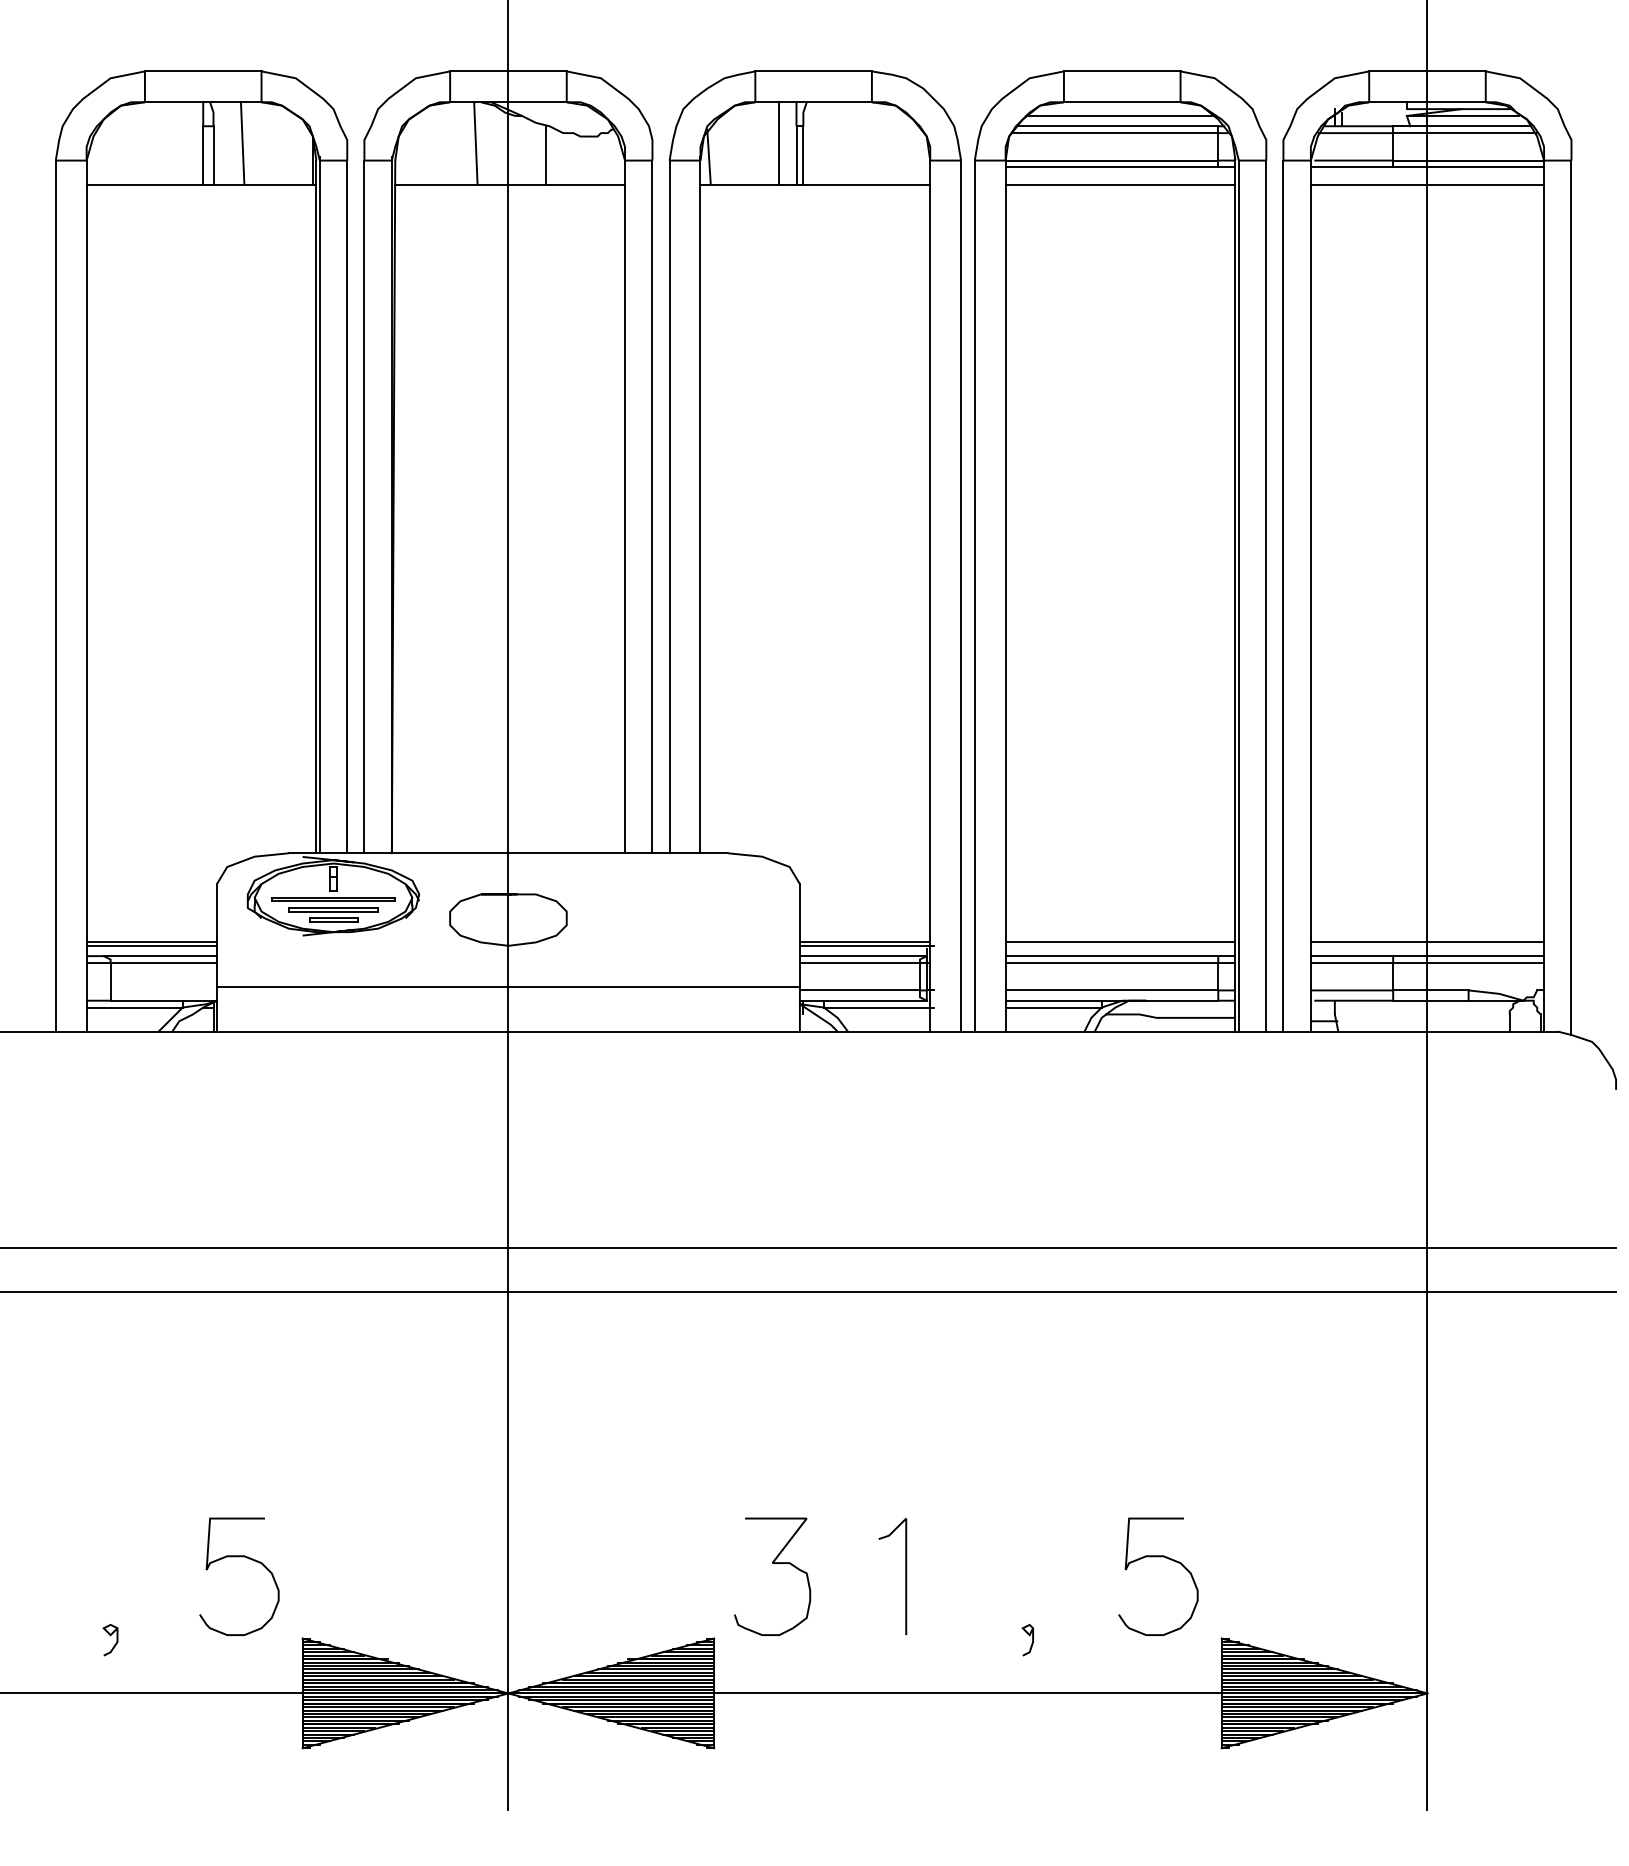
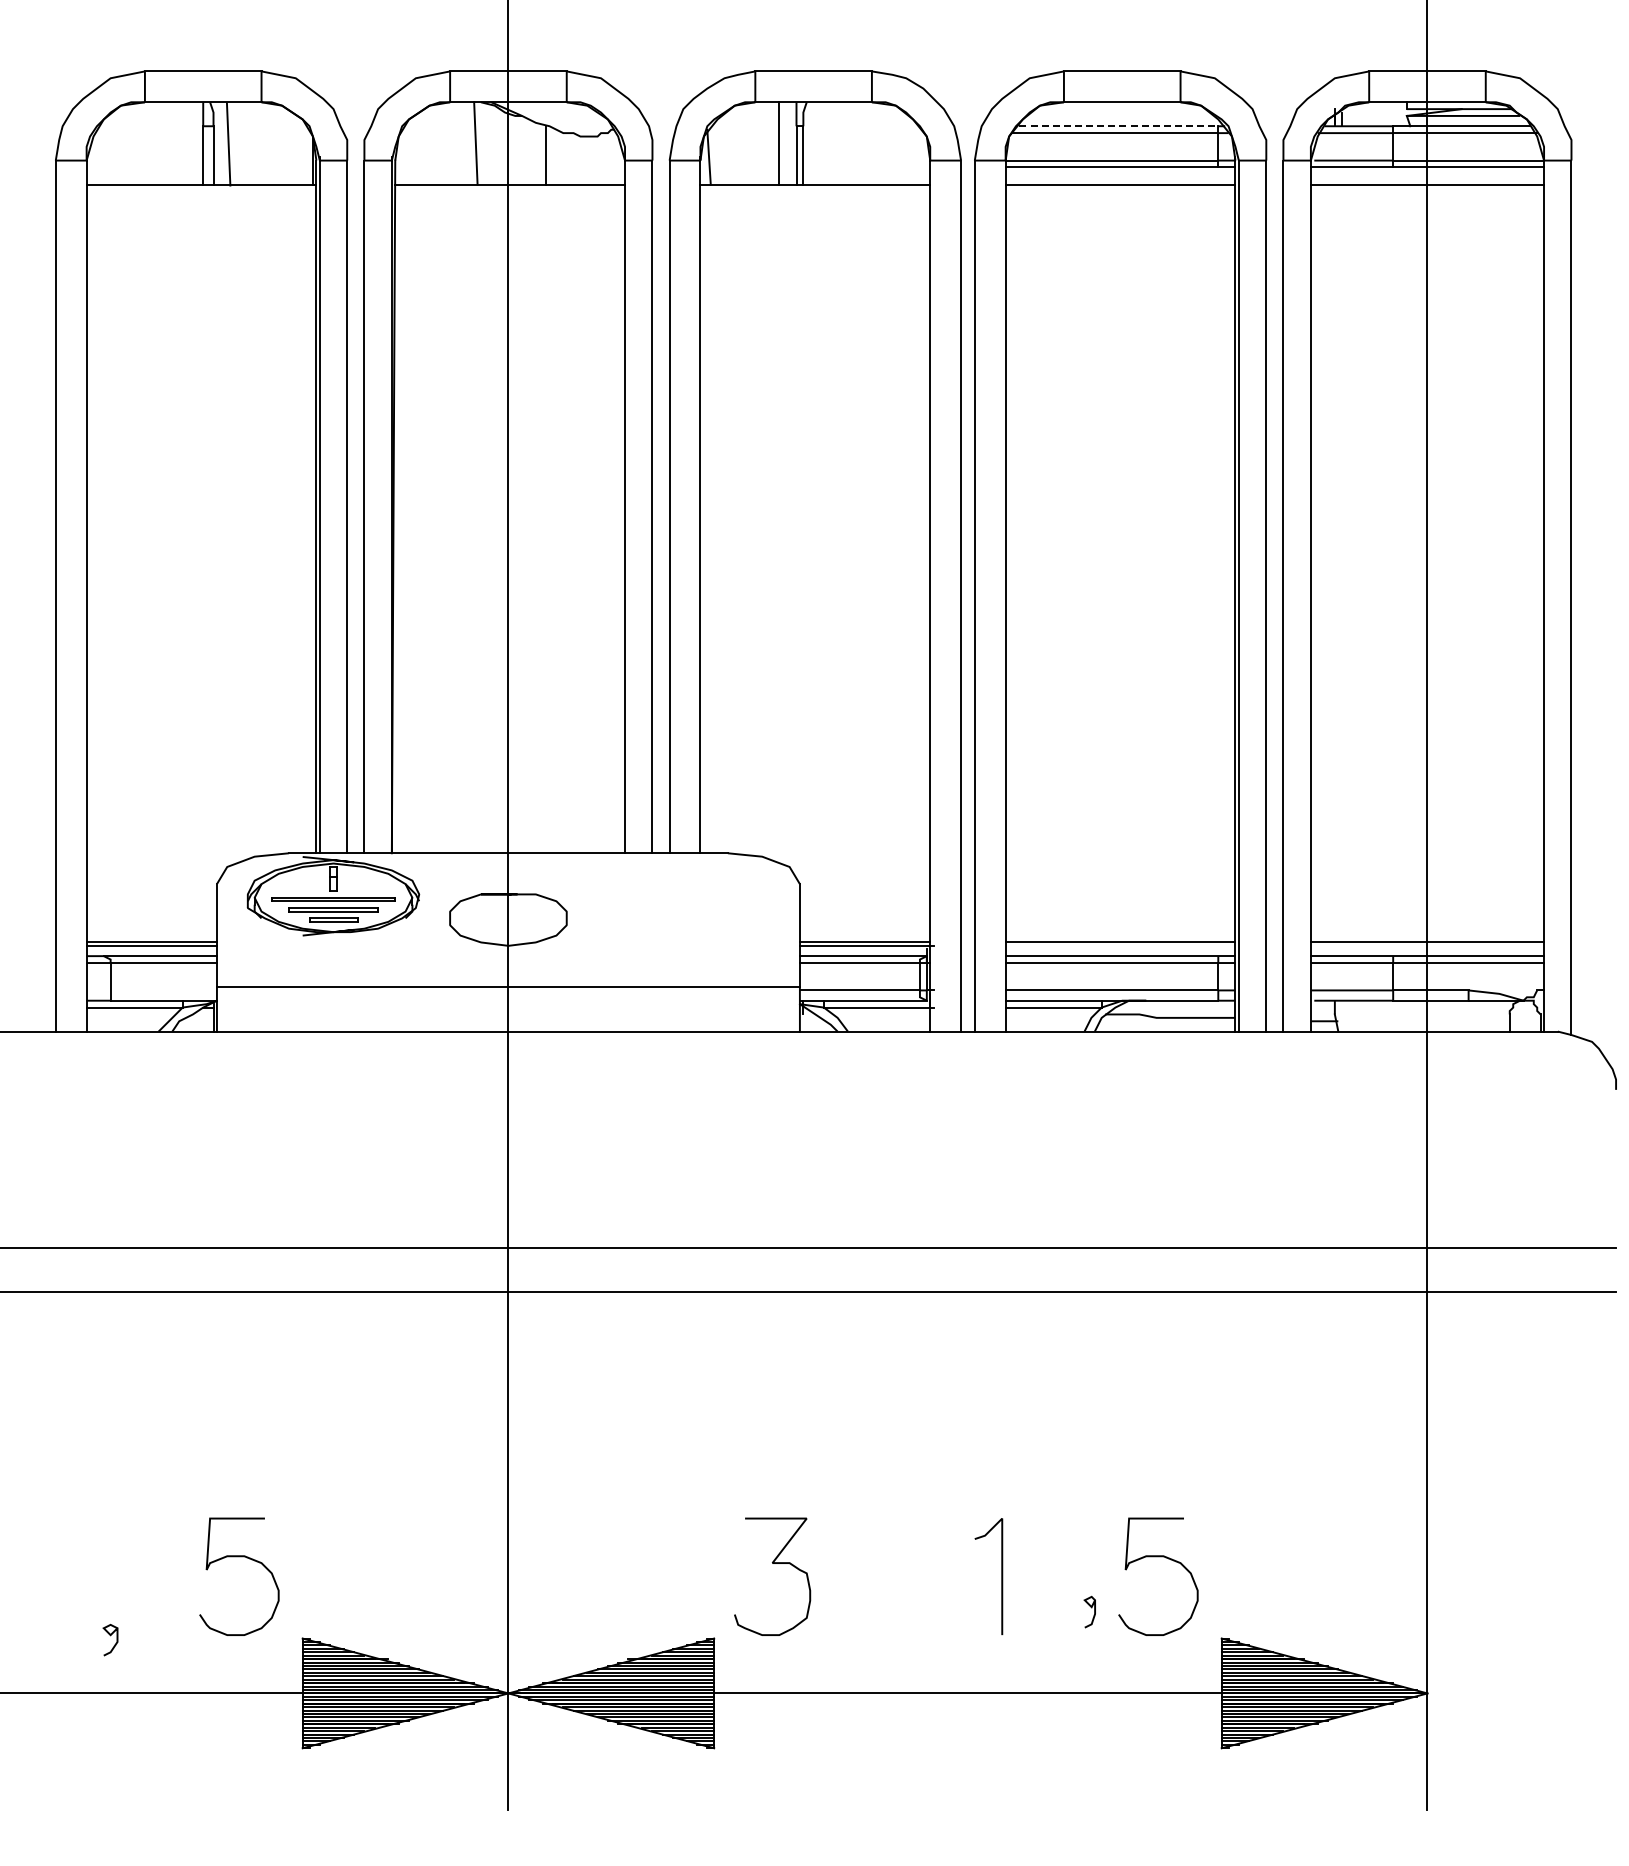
line: present -> none (1120, 115)
line: solid -> dashed (1119, 126)
line position: (242, 143) -> (228, 144) (228, 144)
curve position: (905, 1576) -> (1001, 1576) (1001, 1576)
curve position: (1029, 1636) -> (1091, 1608) (1091, 1608)
